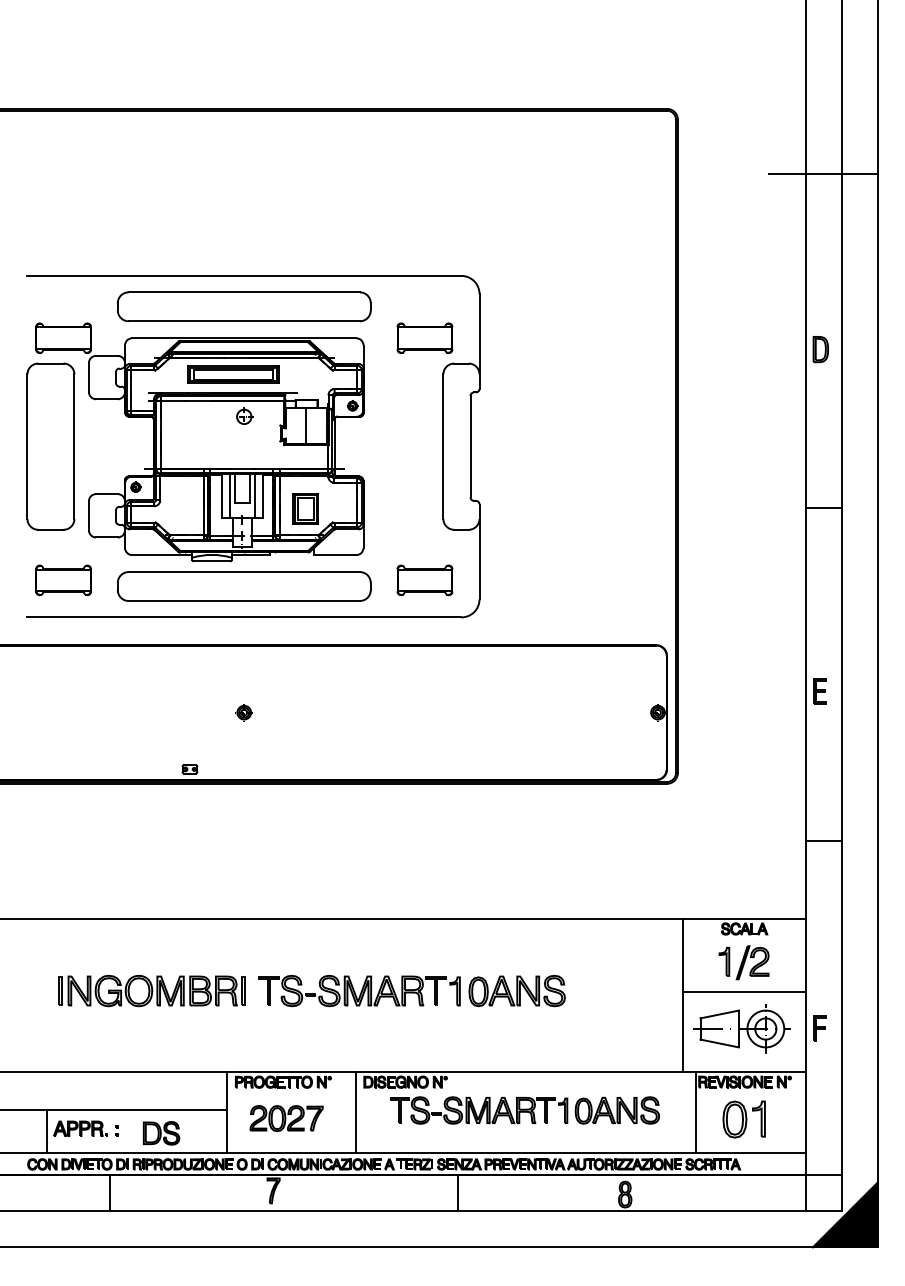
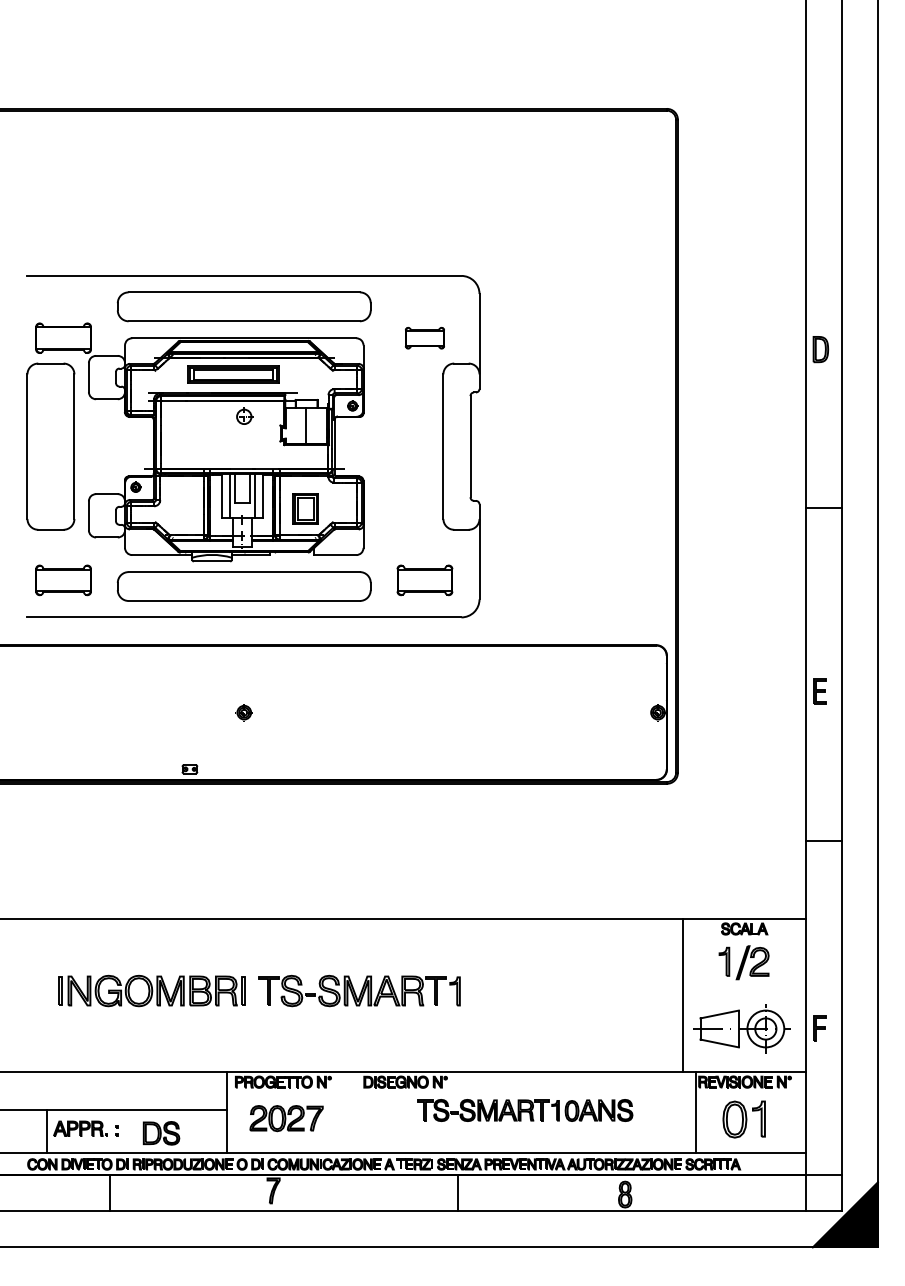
line: present -> none (823, 174)
part size: 58x32 px -> 41x23 px (424, 338)
part: present -> none (516, 990)
line: present -> none (743, 991)
part size: 271x29 px -> 217x23 px (525, 1110)
line: present -> none (355, 1112)
